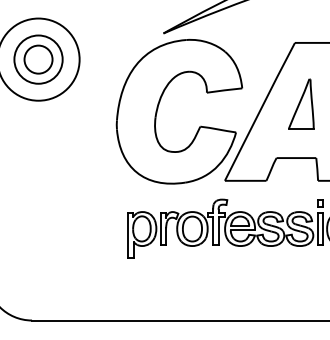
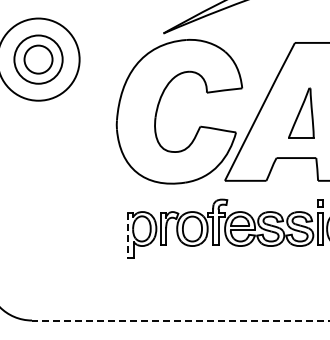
part position: (301, 103) -> (301, 112) (301, 112)
line: solid -> dashed (128, 235)
line: solid -> dashed (180, 320)
